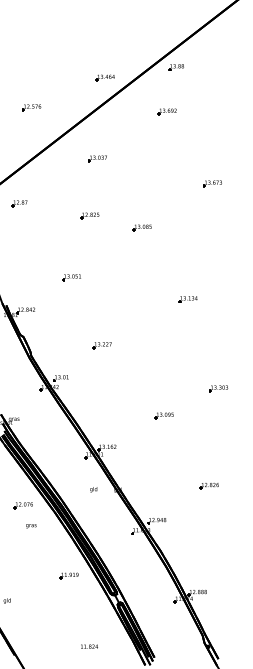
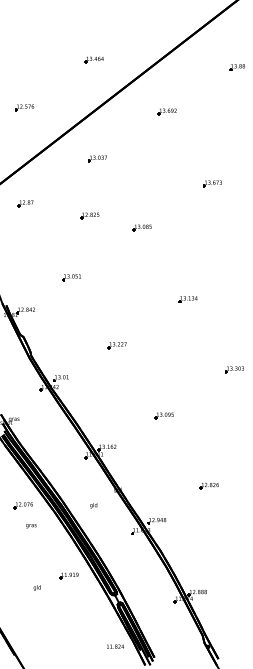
part position: (175, 67) -> (236, 67) (236, 67)
part position: (104, 77) -> (93, 59) (93, 59)
part position: (31, 107) -> (24, 107) (24, 107)
part position: (19, 203) -> (25, 203) (25, 203)
part position: (101, 345) -> (116, 345) (116, 345)
part position: (218, 388) -> (234, 369) (234, 369)
text position: (93, 489) -> (93, 505) (93, 505)
text position: (6, 600) -> (36, 587) (36, 587)
text position: (89, 646) -> (115, 646) (115, 646)
